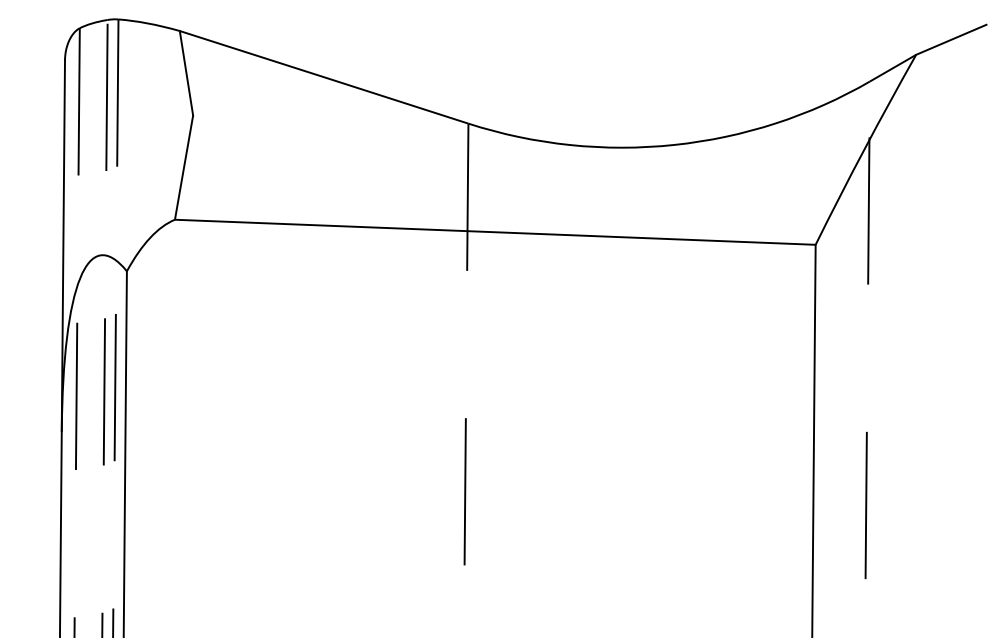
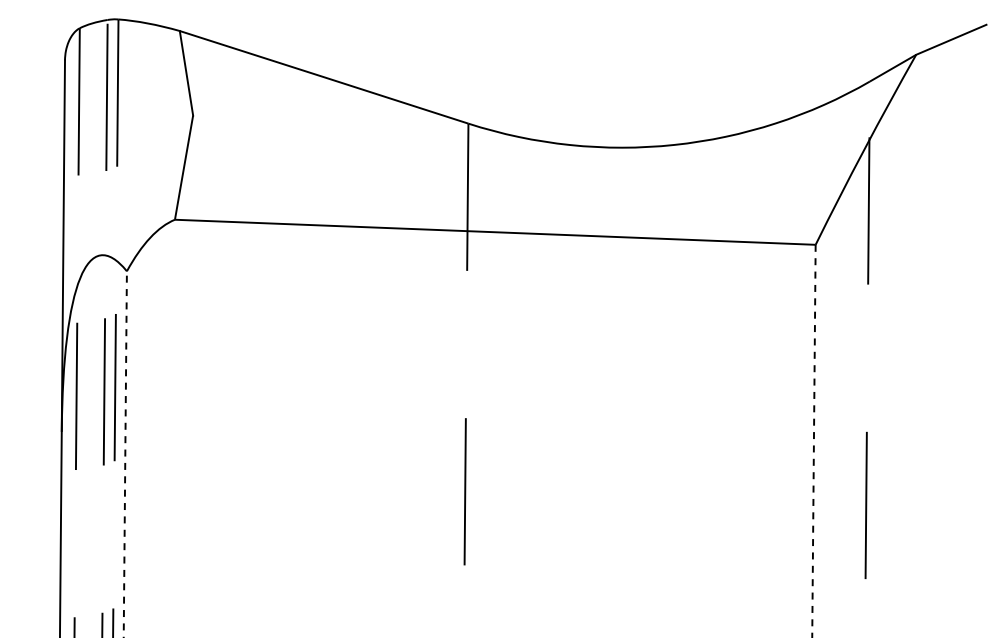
line: solid -> dashed (813, 441)
line: solid -> dashed (125, 454)
